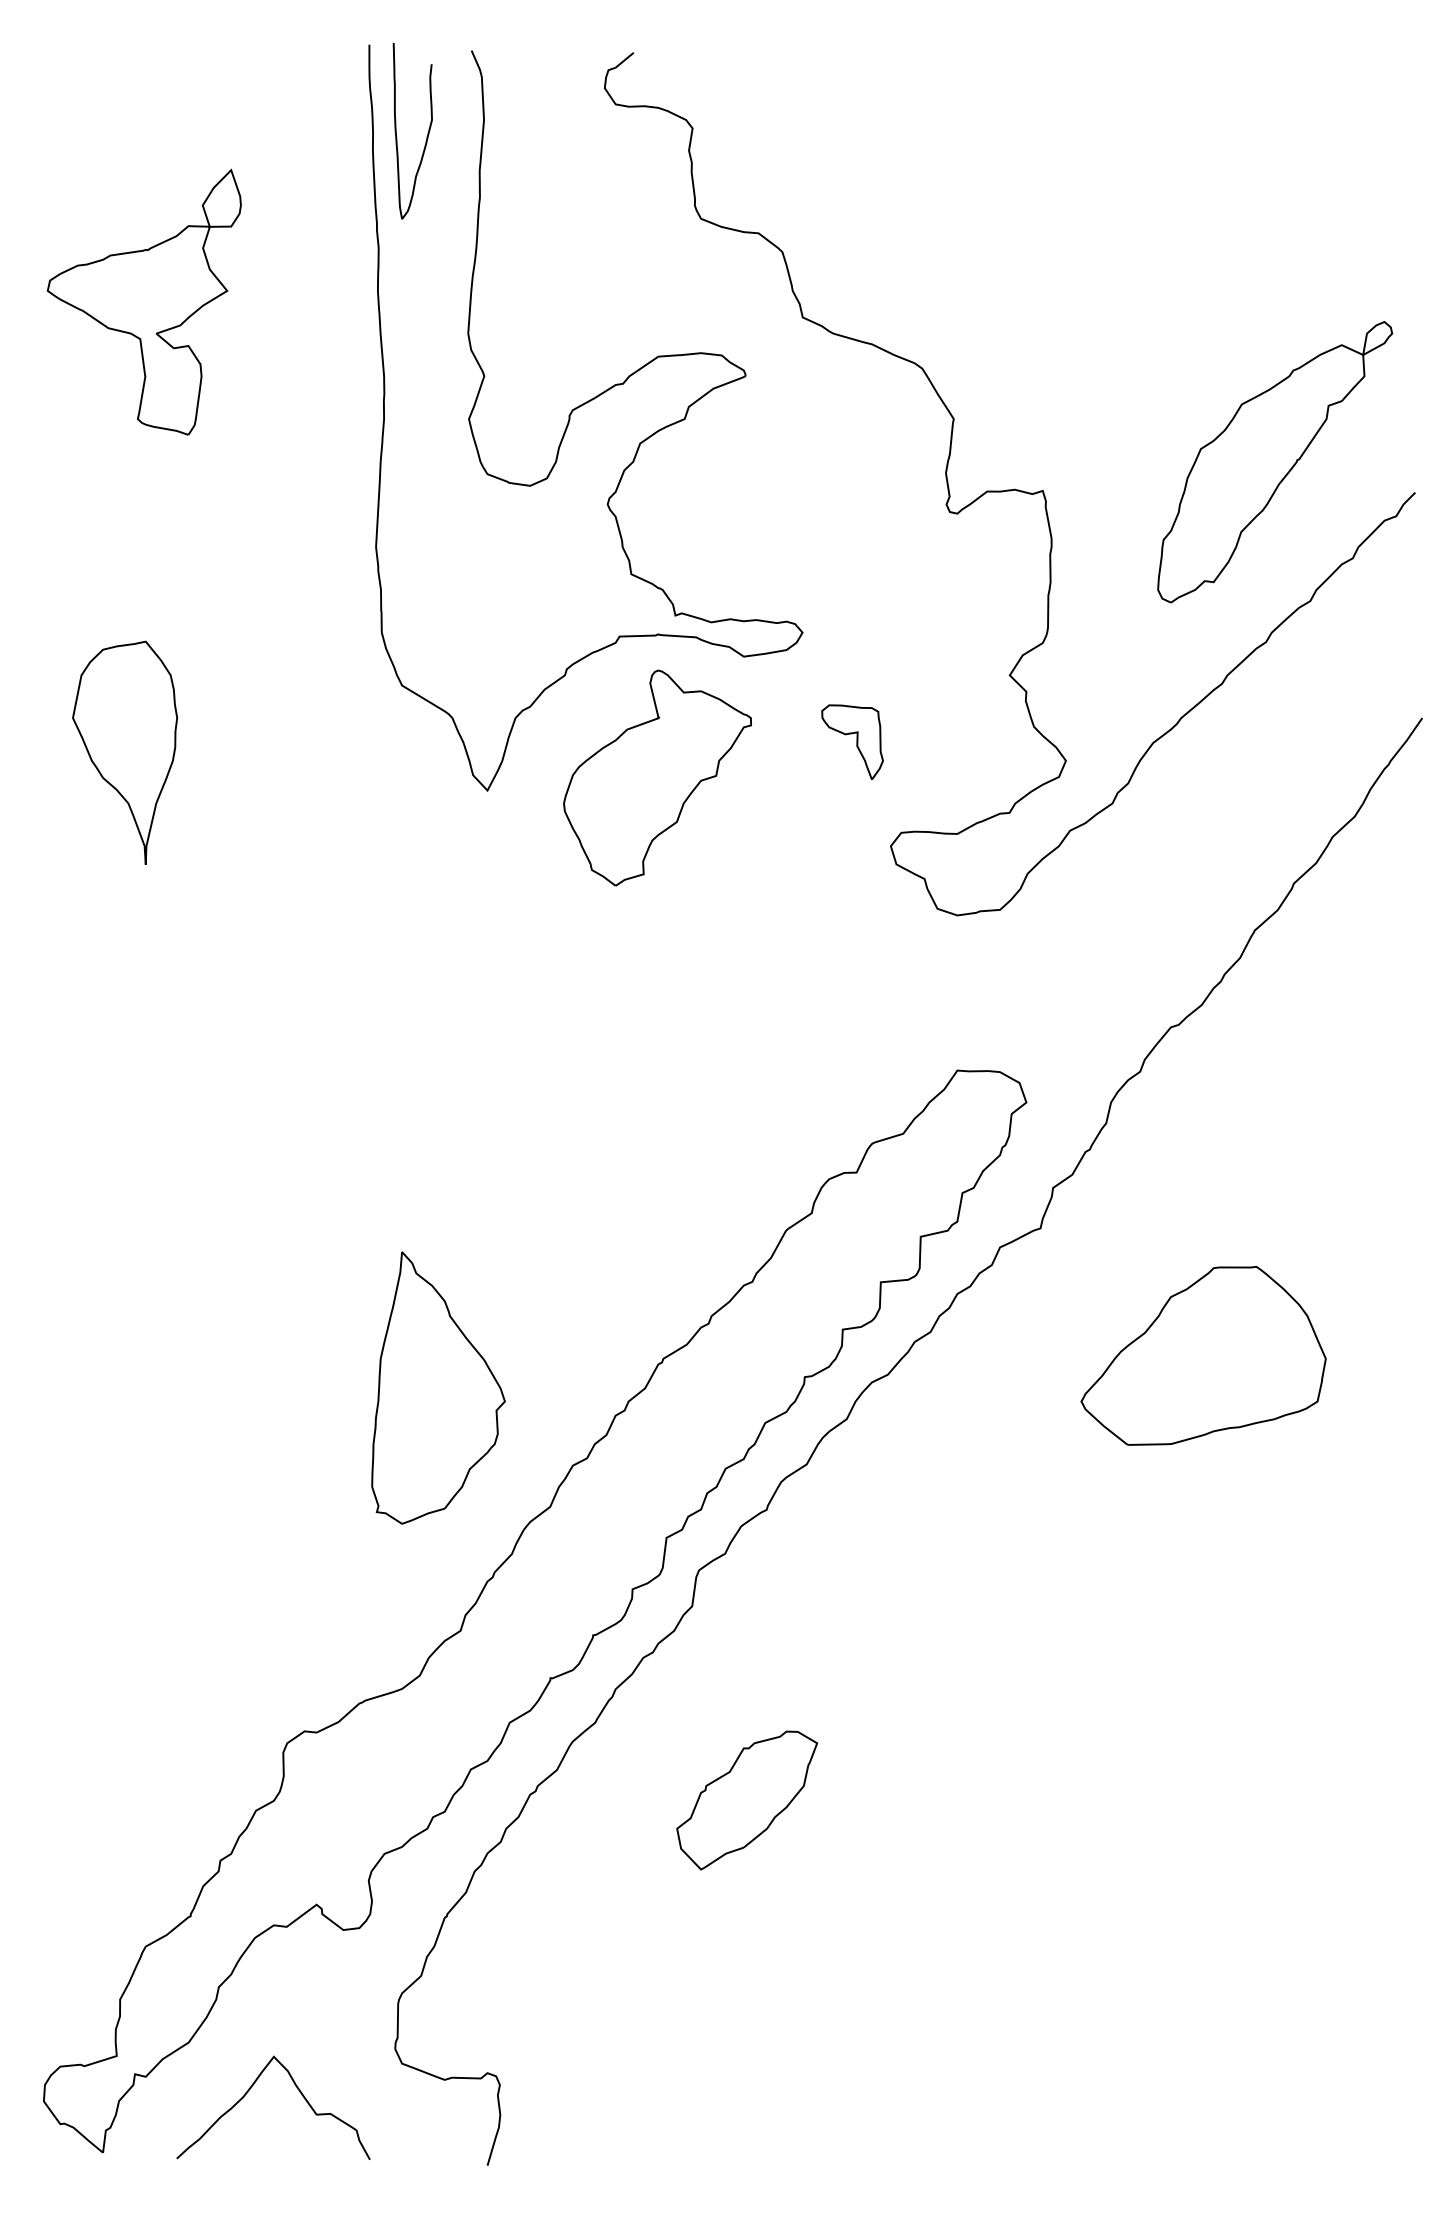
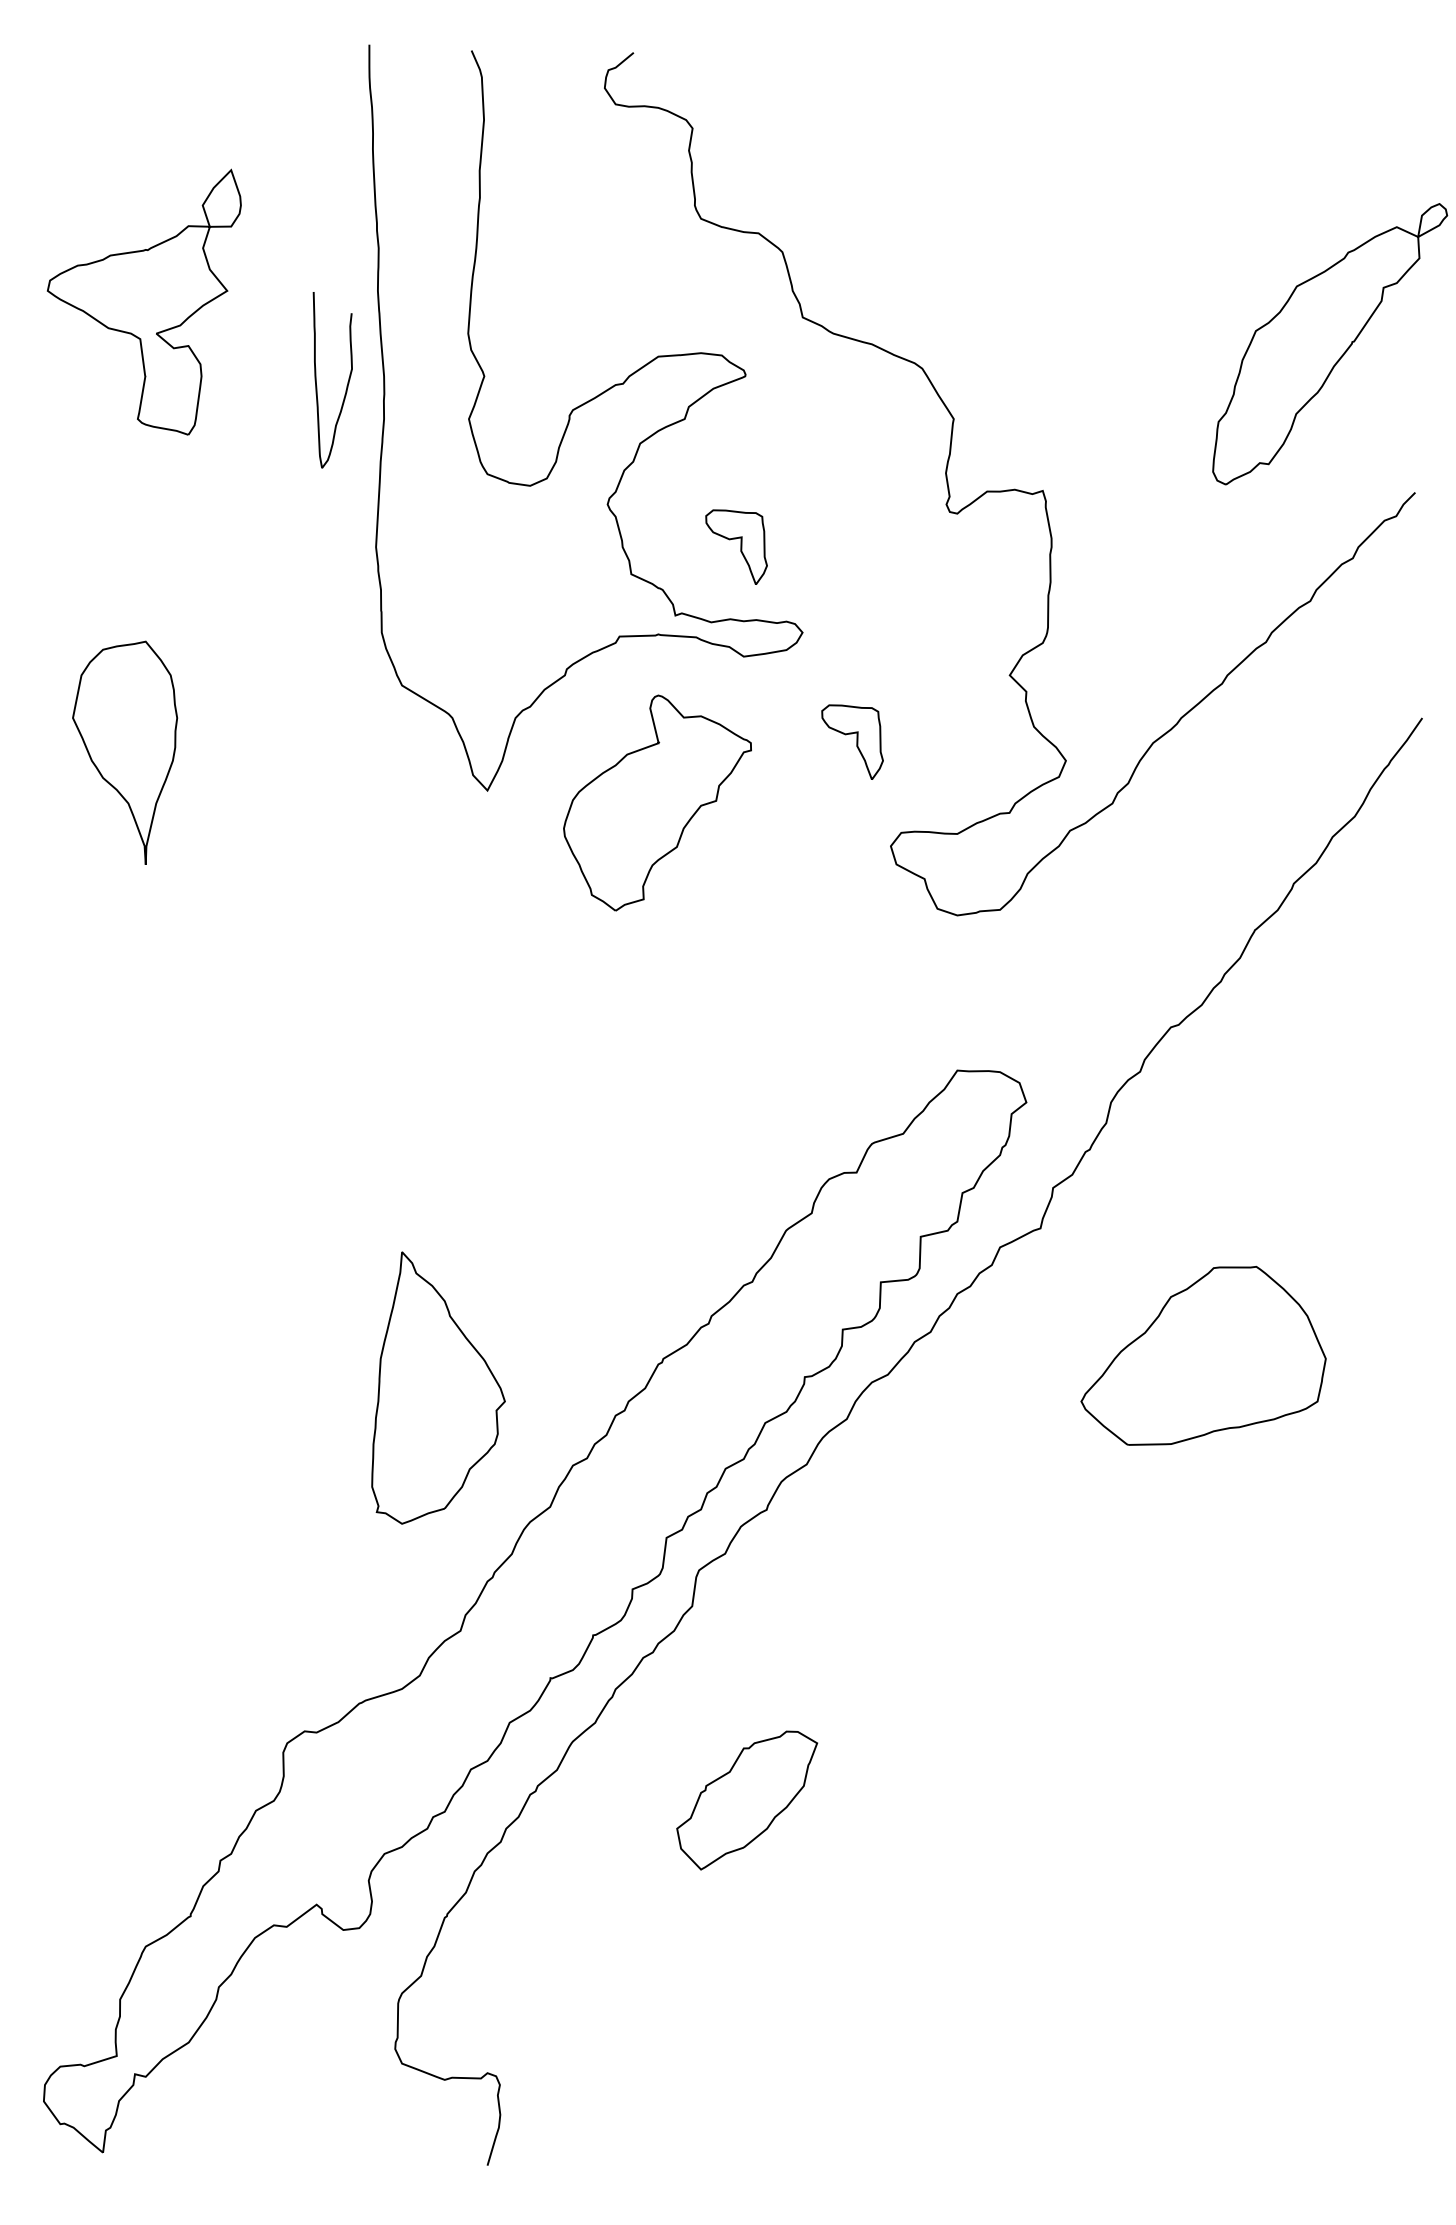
curve position: (426, 136) -> (346, 385) (346, 385)
part position: (1275, 462) -> (1330, 344) (1330, 344)
part: none -> present (736, 546)
part position: (657, 777) -> (657, 802) (657, 802)
curve: present -> none (251, 2088)
